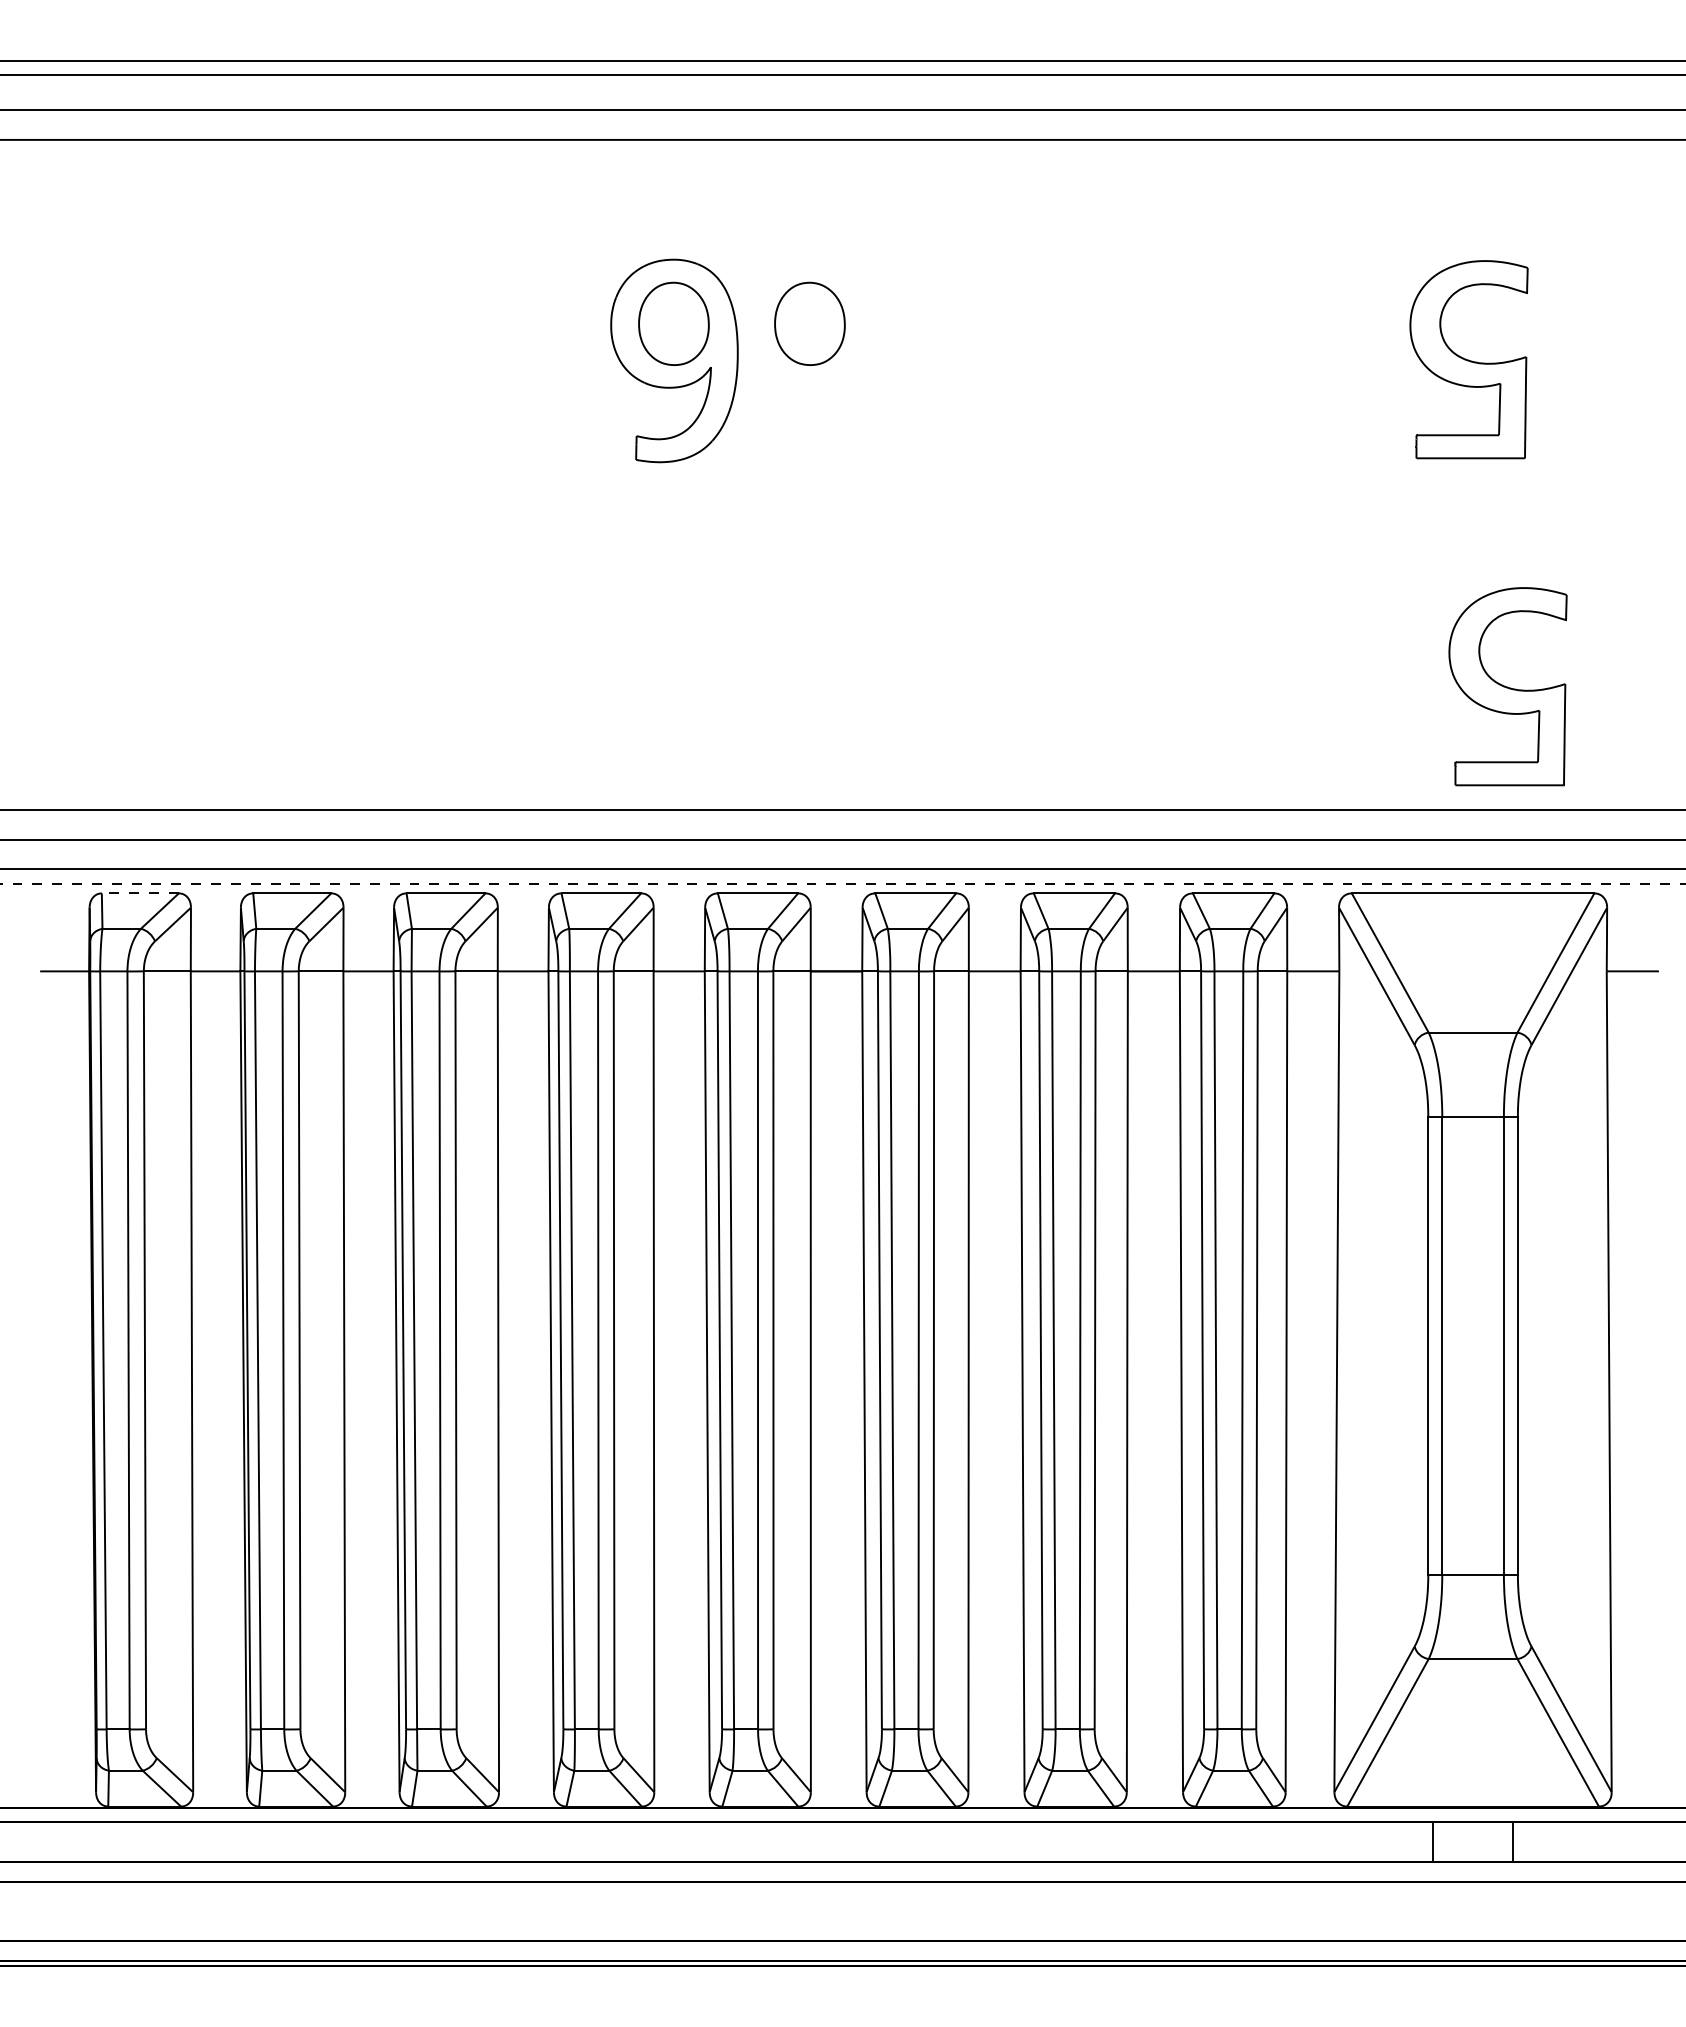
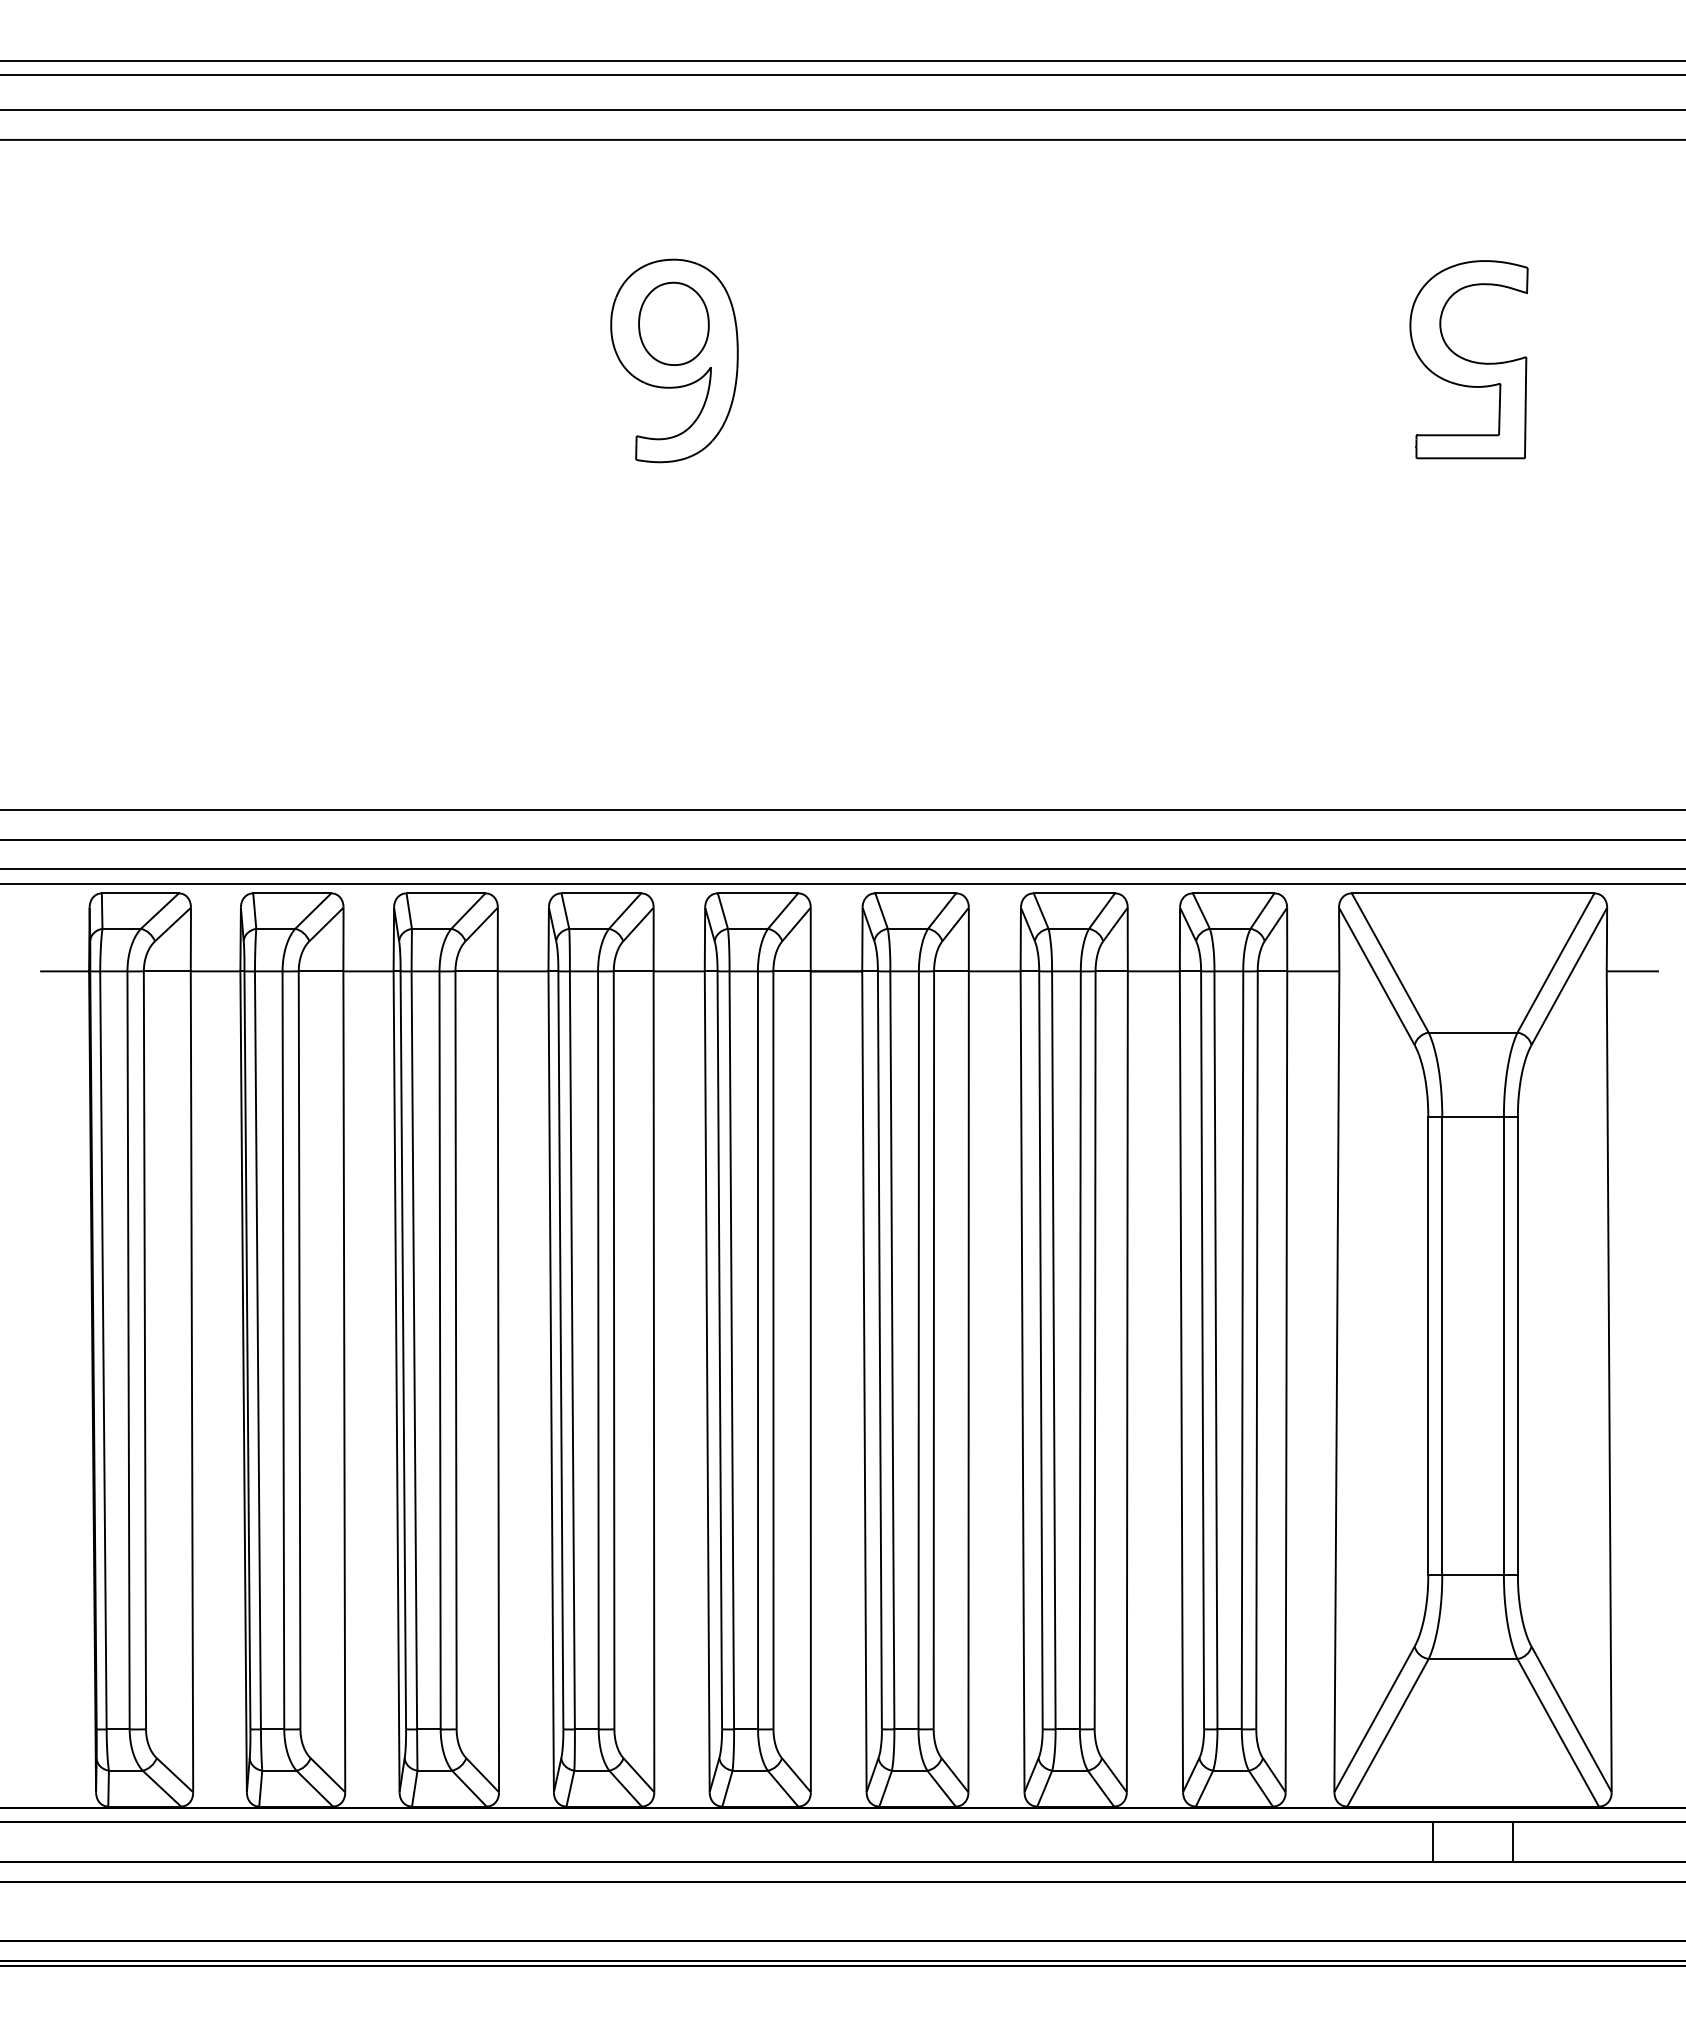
part: present -> none (809, 323)
part: present -> none (1507, 686)
line: dashed -> solid (843, 884)
line: dashed -> solid (140, 893)
